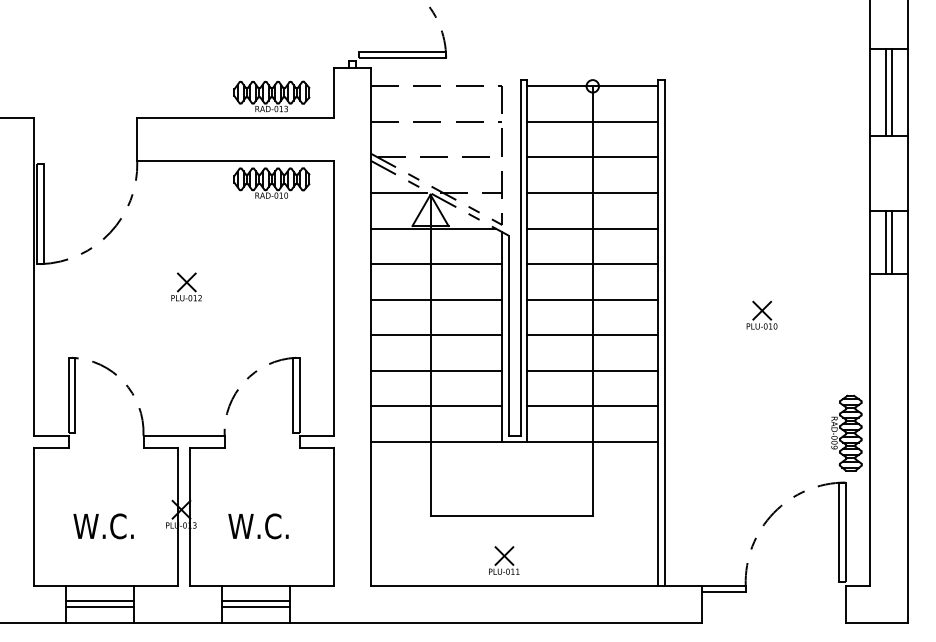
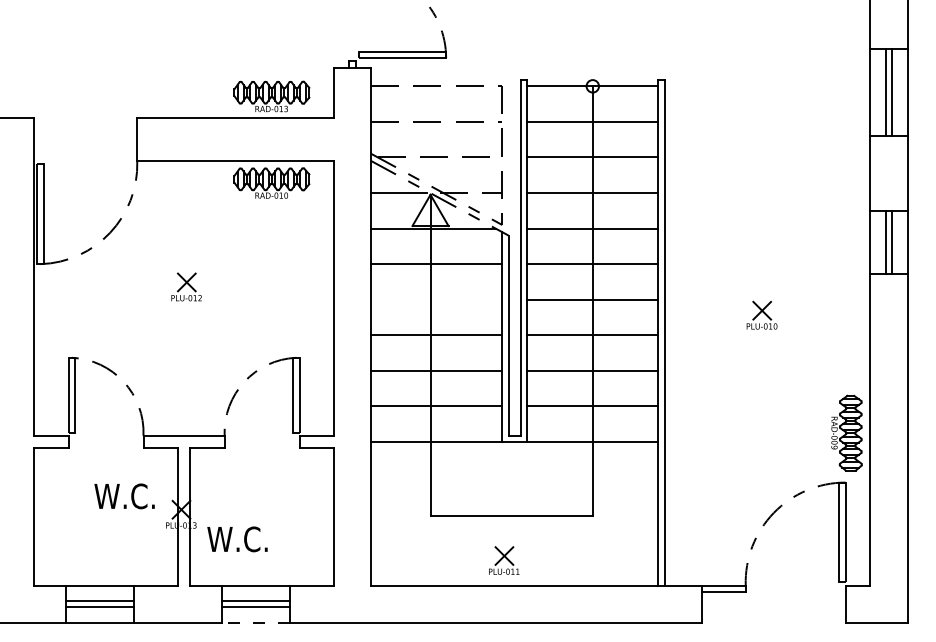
line: present -> none (436, 299)
text position: (103, 526) -> (124, 496) (124, 496)
text position: (258, 526) -> (237, 539) (237, 539)
line: solid -> dashed (255, 622)
